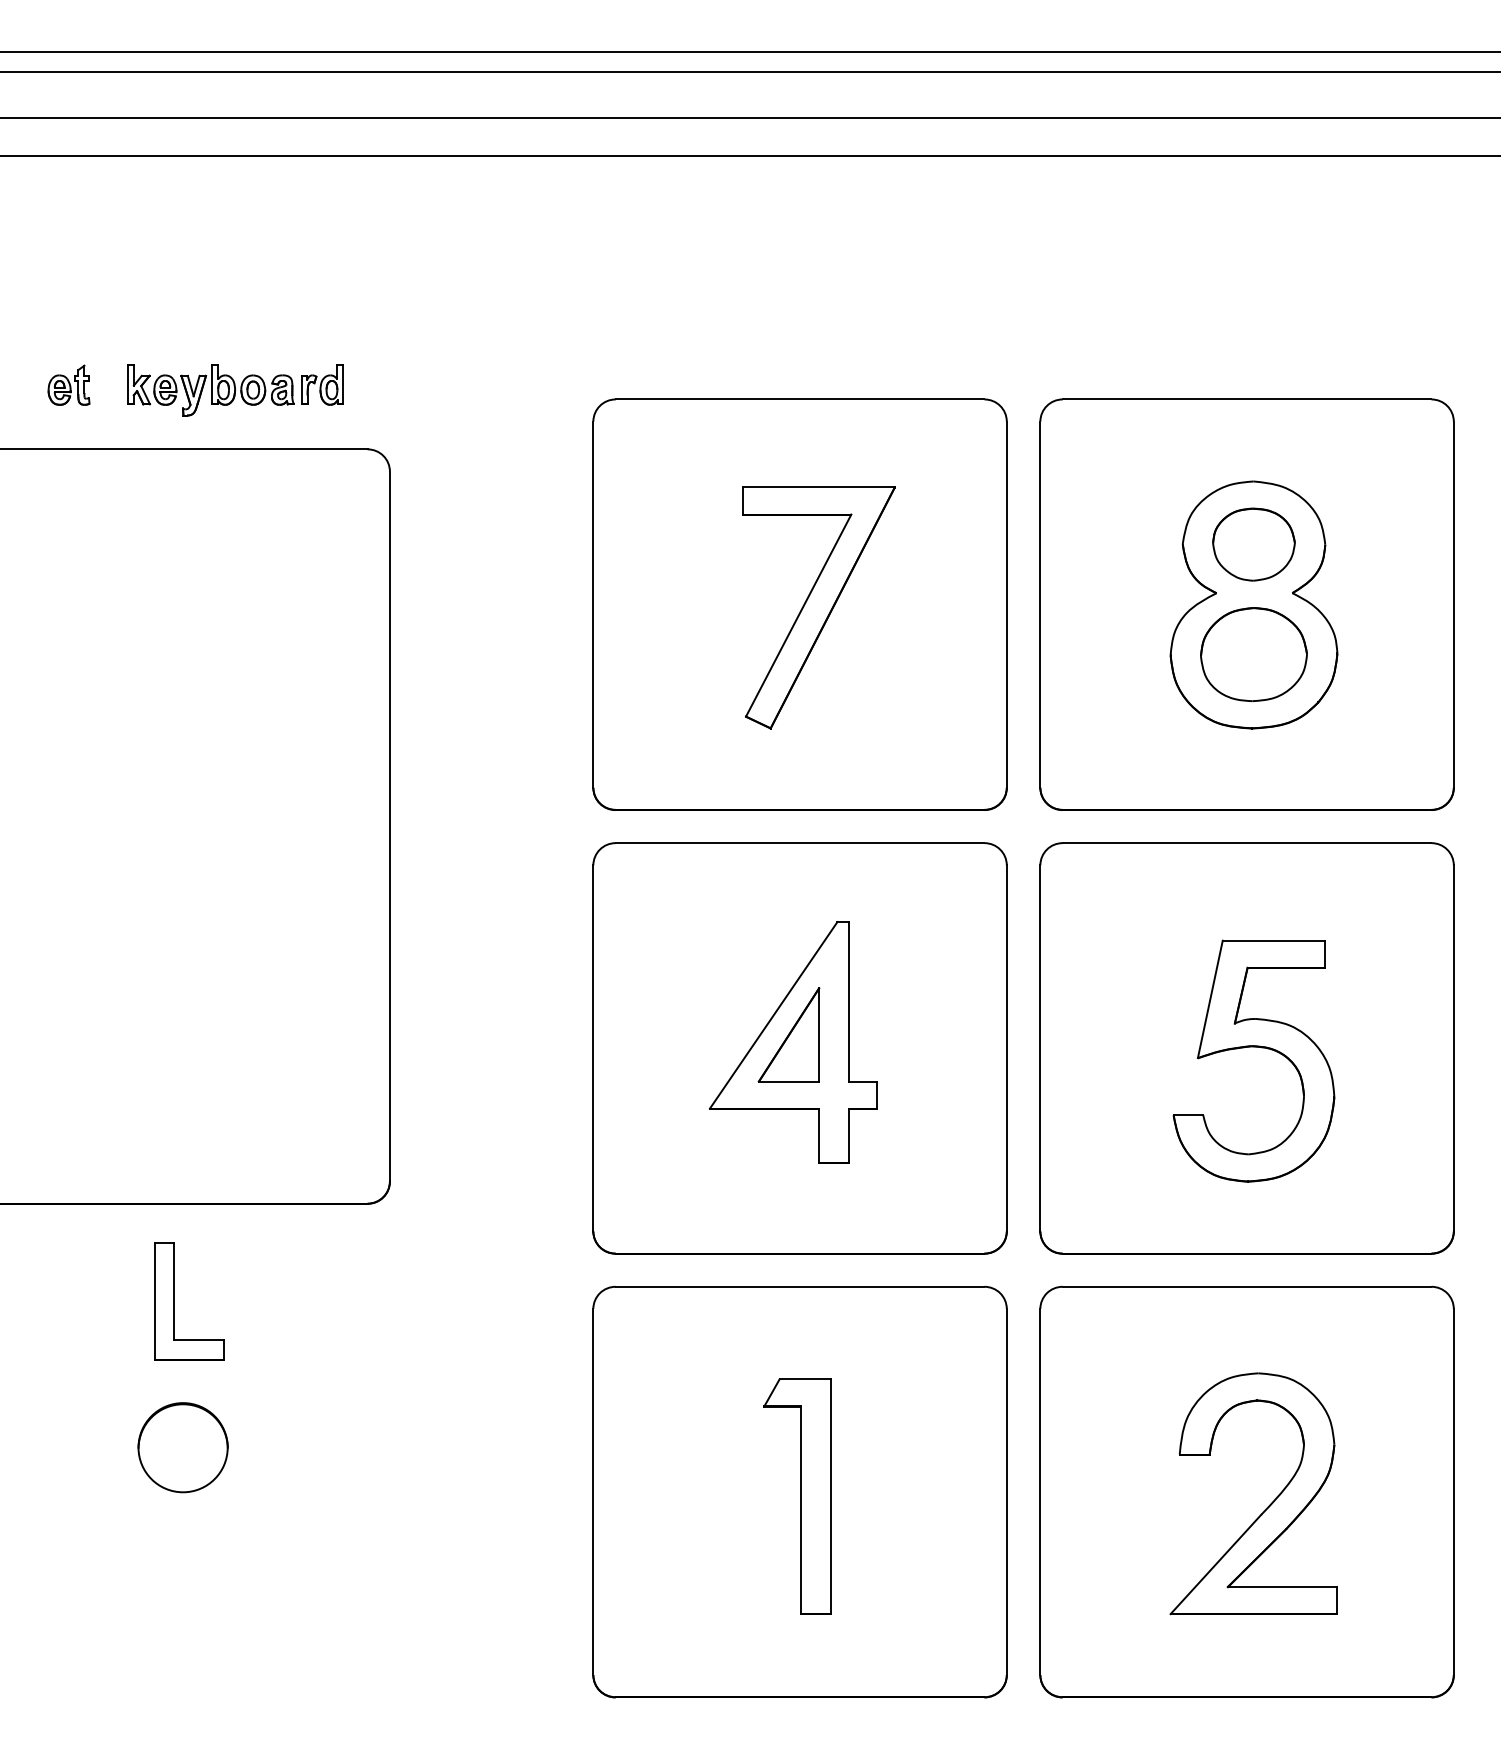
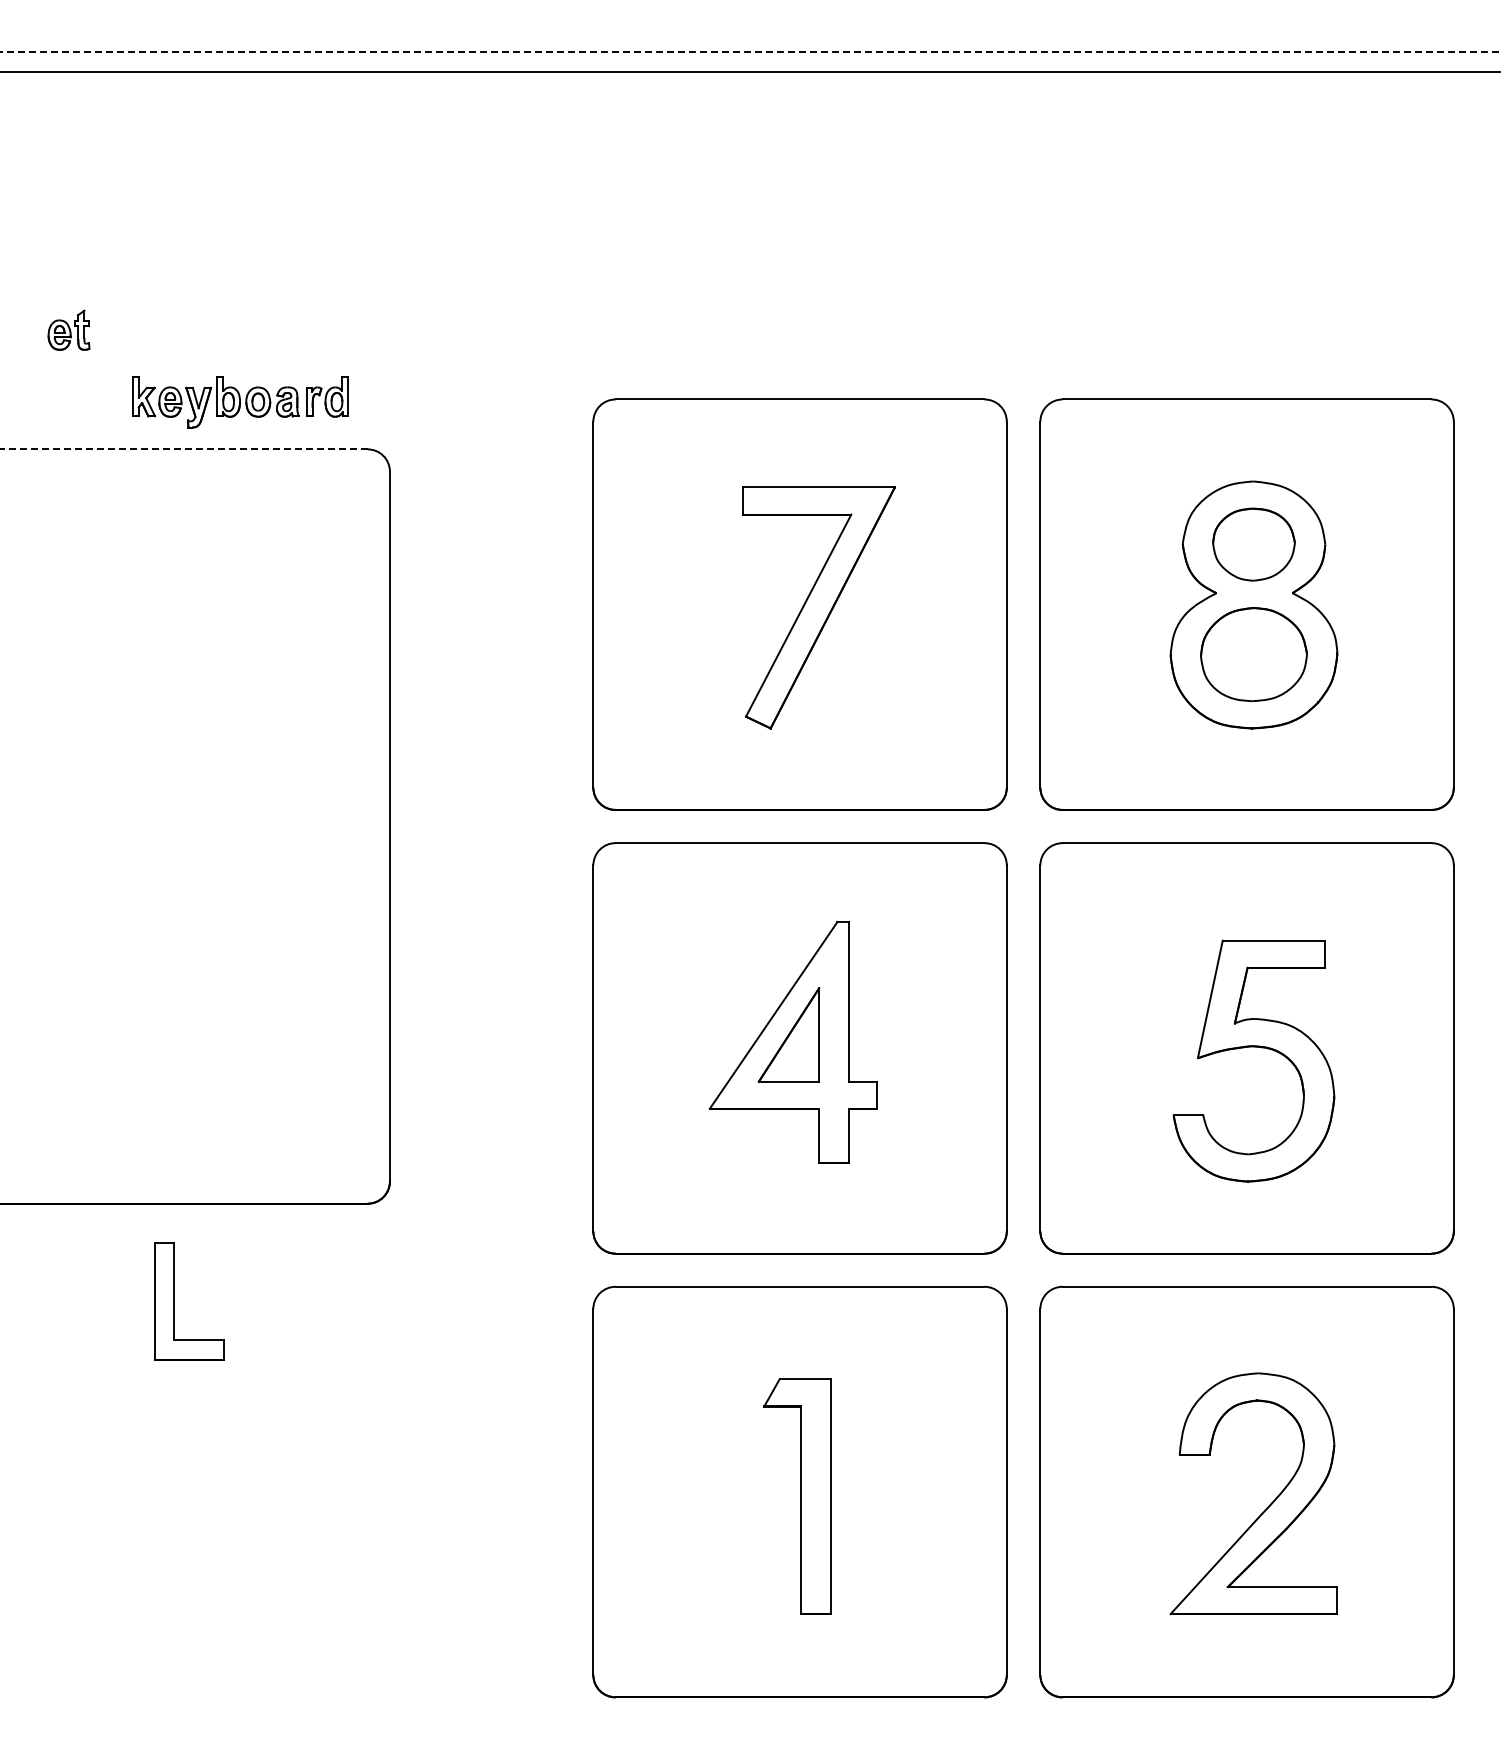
line: solid -> dashed (750, 52)
line: present -> none (749, 117)
line: present -> none (749, 155)
part position: (68, 384) -> (68, 329) (68, 329)
part position: (235, 390) -> (240, 402) (240, 402)
line: solid -> dashed (183, 449)
circle: present -> none (182, 1447)
